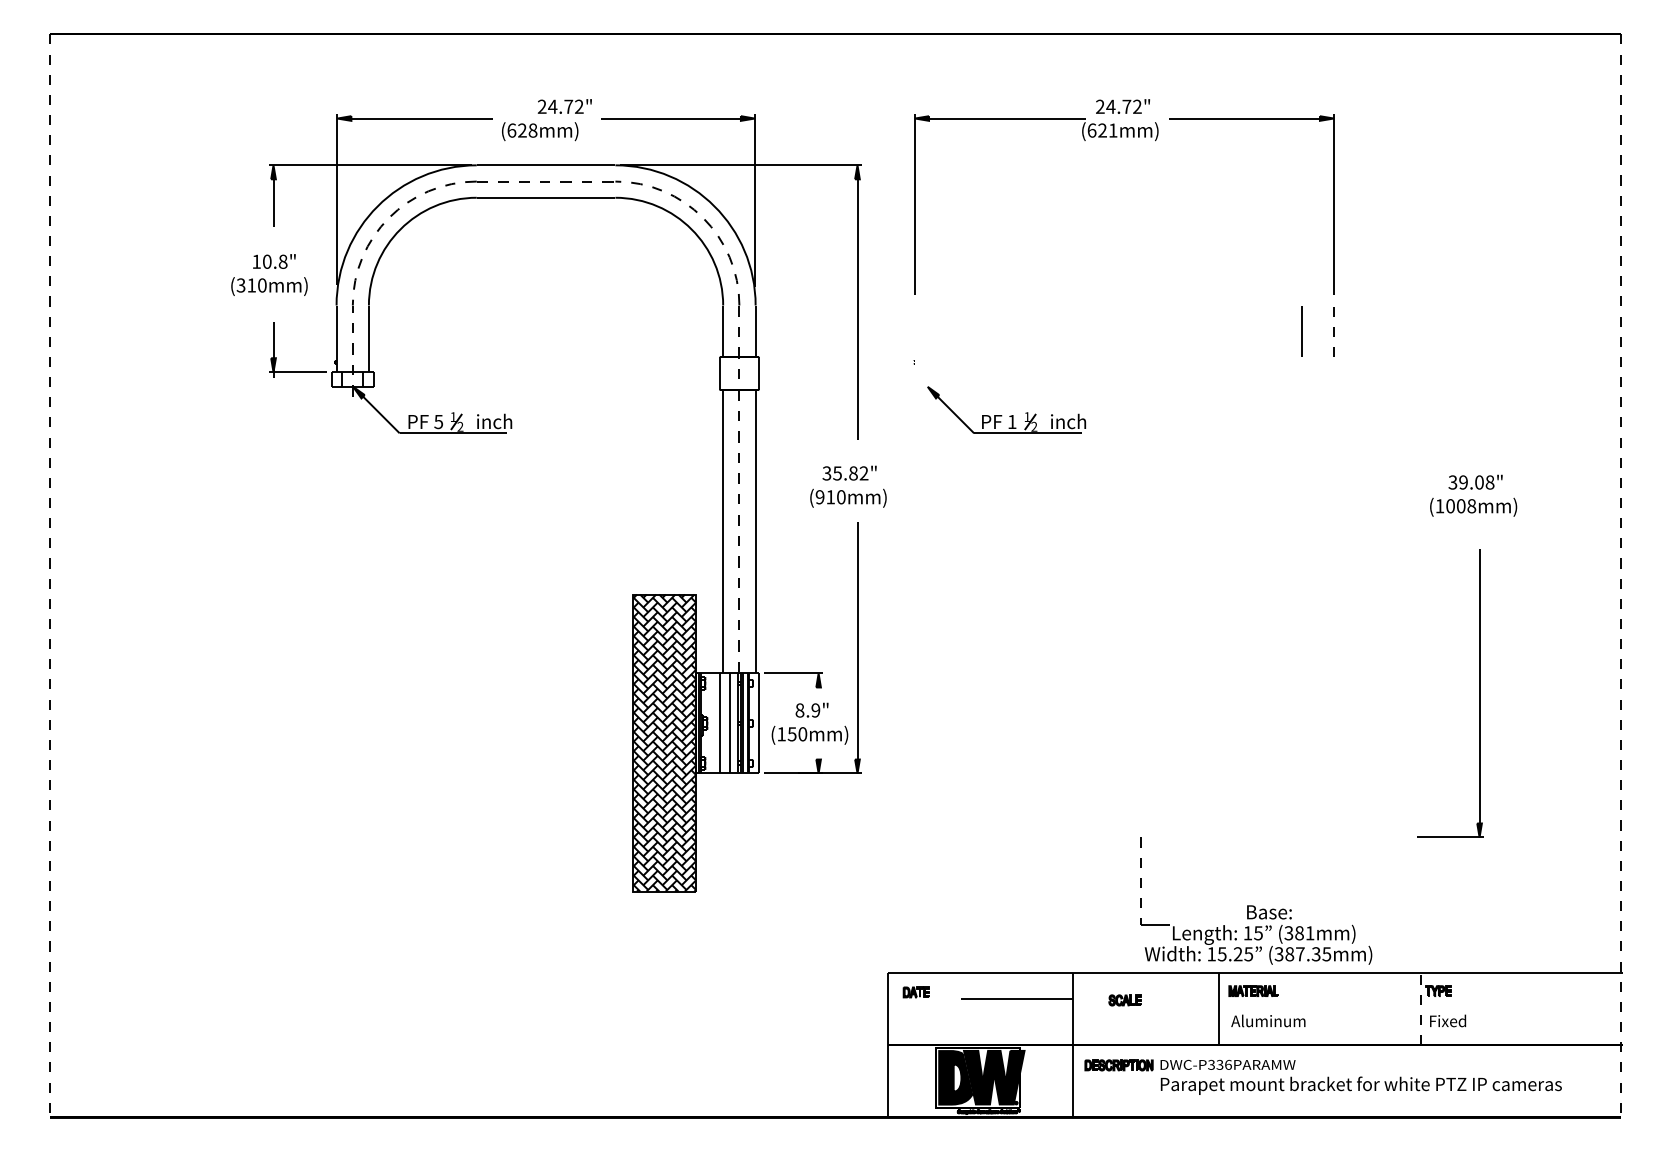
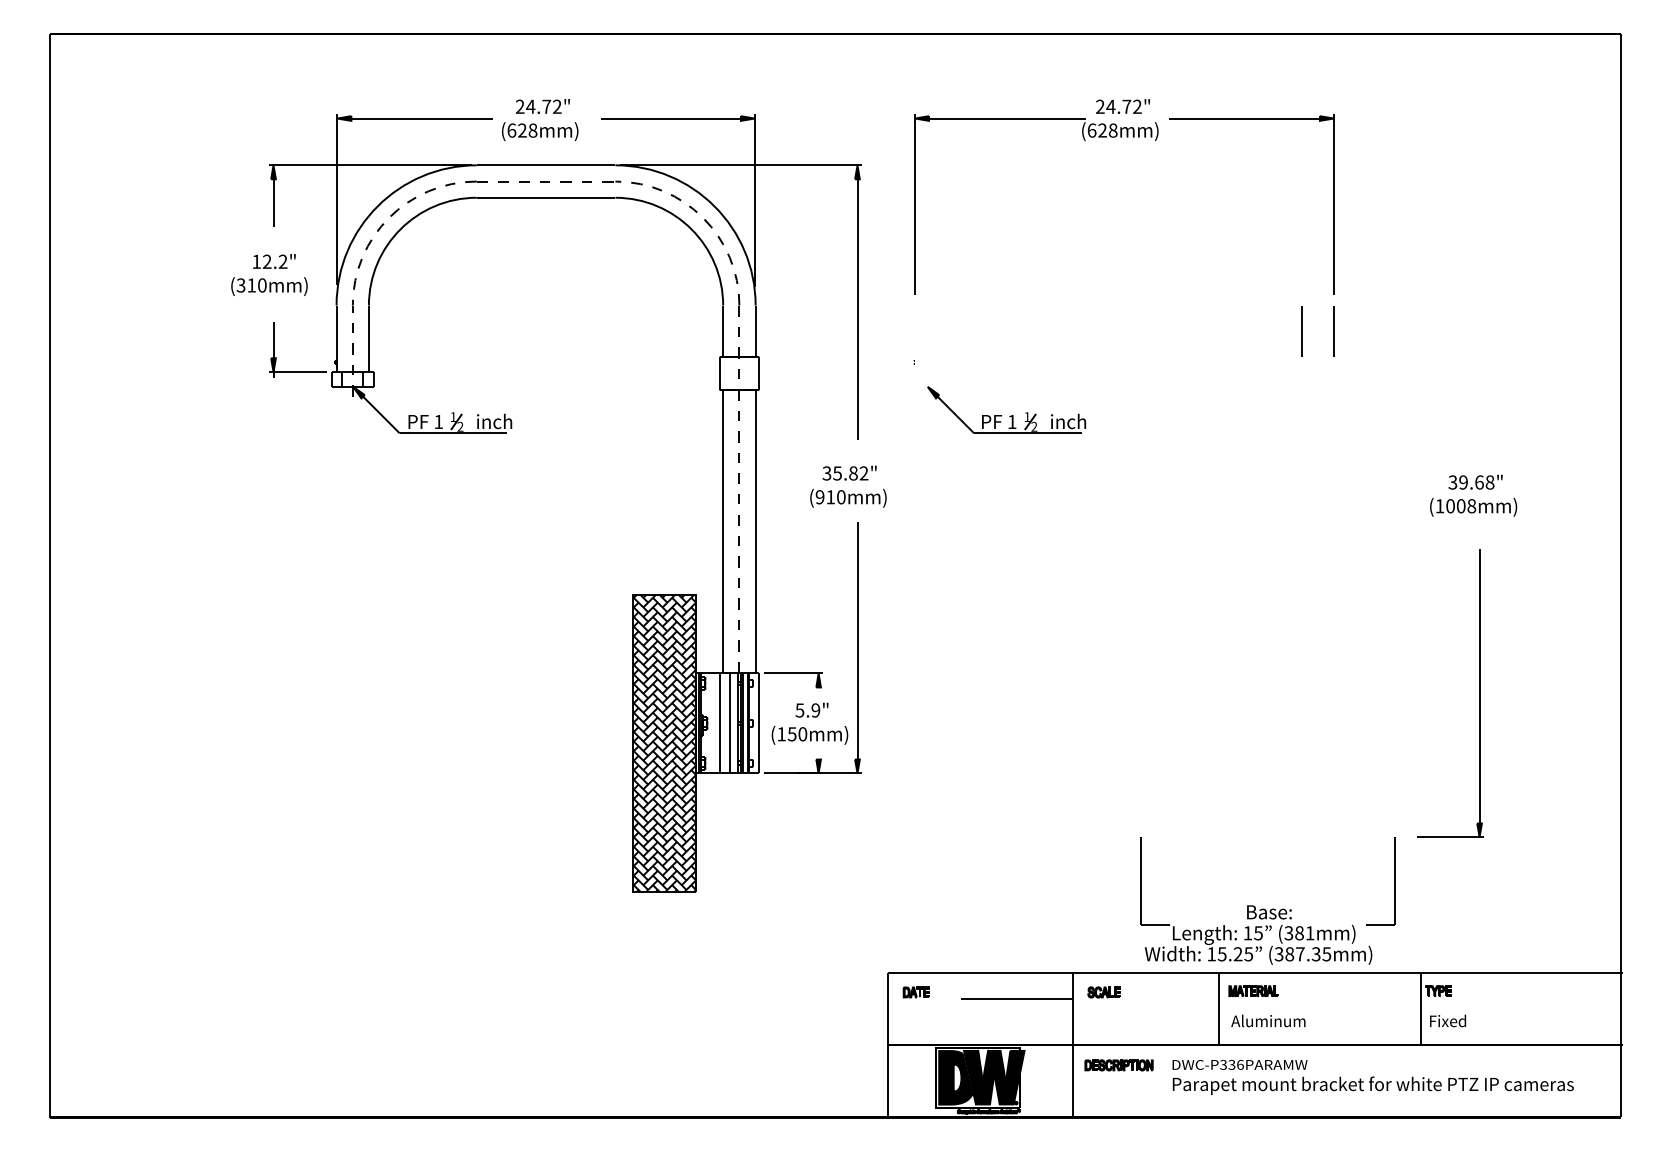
text position: (564, 106) -> (542, 106) (542, 106)
text: (621mm) -> (628mm) (1112, 130)
text: 10.8" -> 12.2" (274, 261)
line: dashed -> solid (1333, 331)
text: 5 -> 1 (438, 422)
text: 39.08" -> 39.68" (1479, 482)
line: dashed -> solid (50, 575)
line: dashed -> solid (1621, 575)
text: 8.9" -> 5.9" (799, 710)
line: dashed -> solid (1141, 881)
part: none -> present (1394, 881)
part position: (1124, 1000) -> (1103, 992) (1103, 992)
line: dashed -> solid (1420, 1008)
text position: (1360, 1076) -> (1372, 1076) (1372, 1076)
